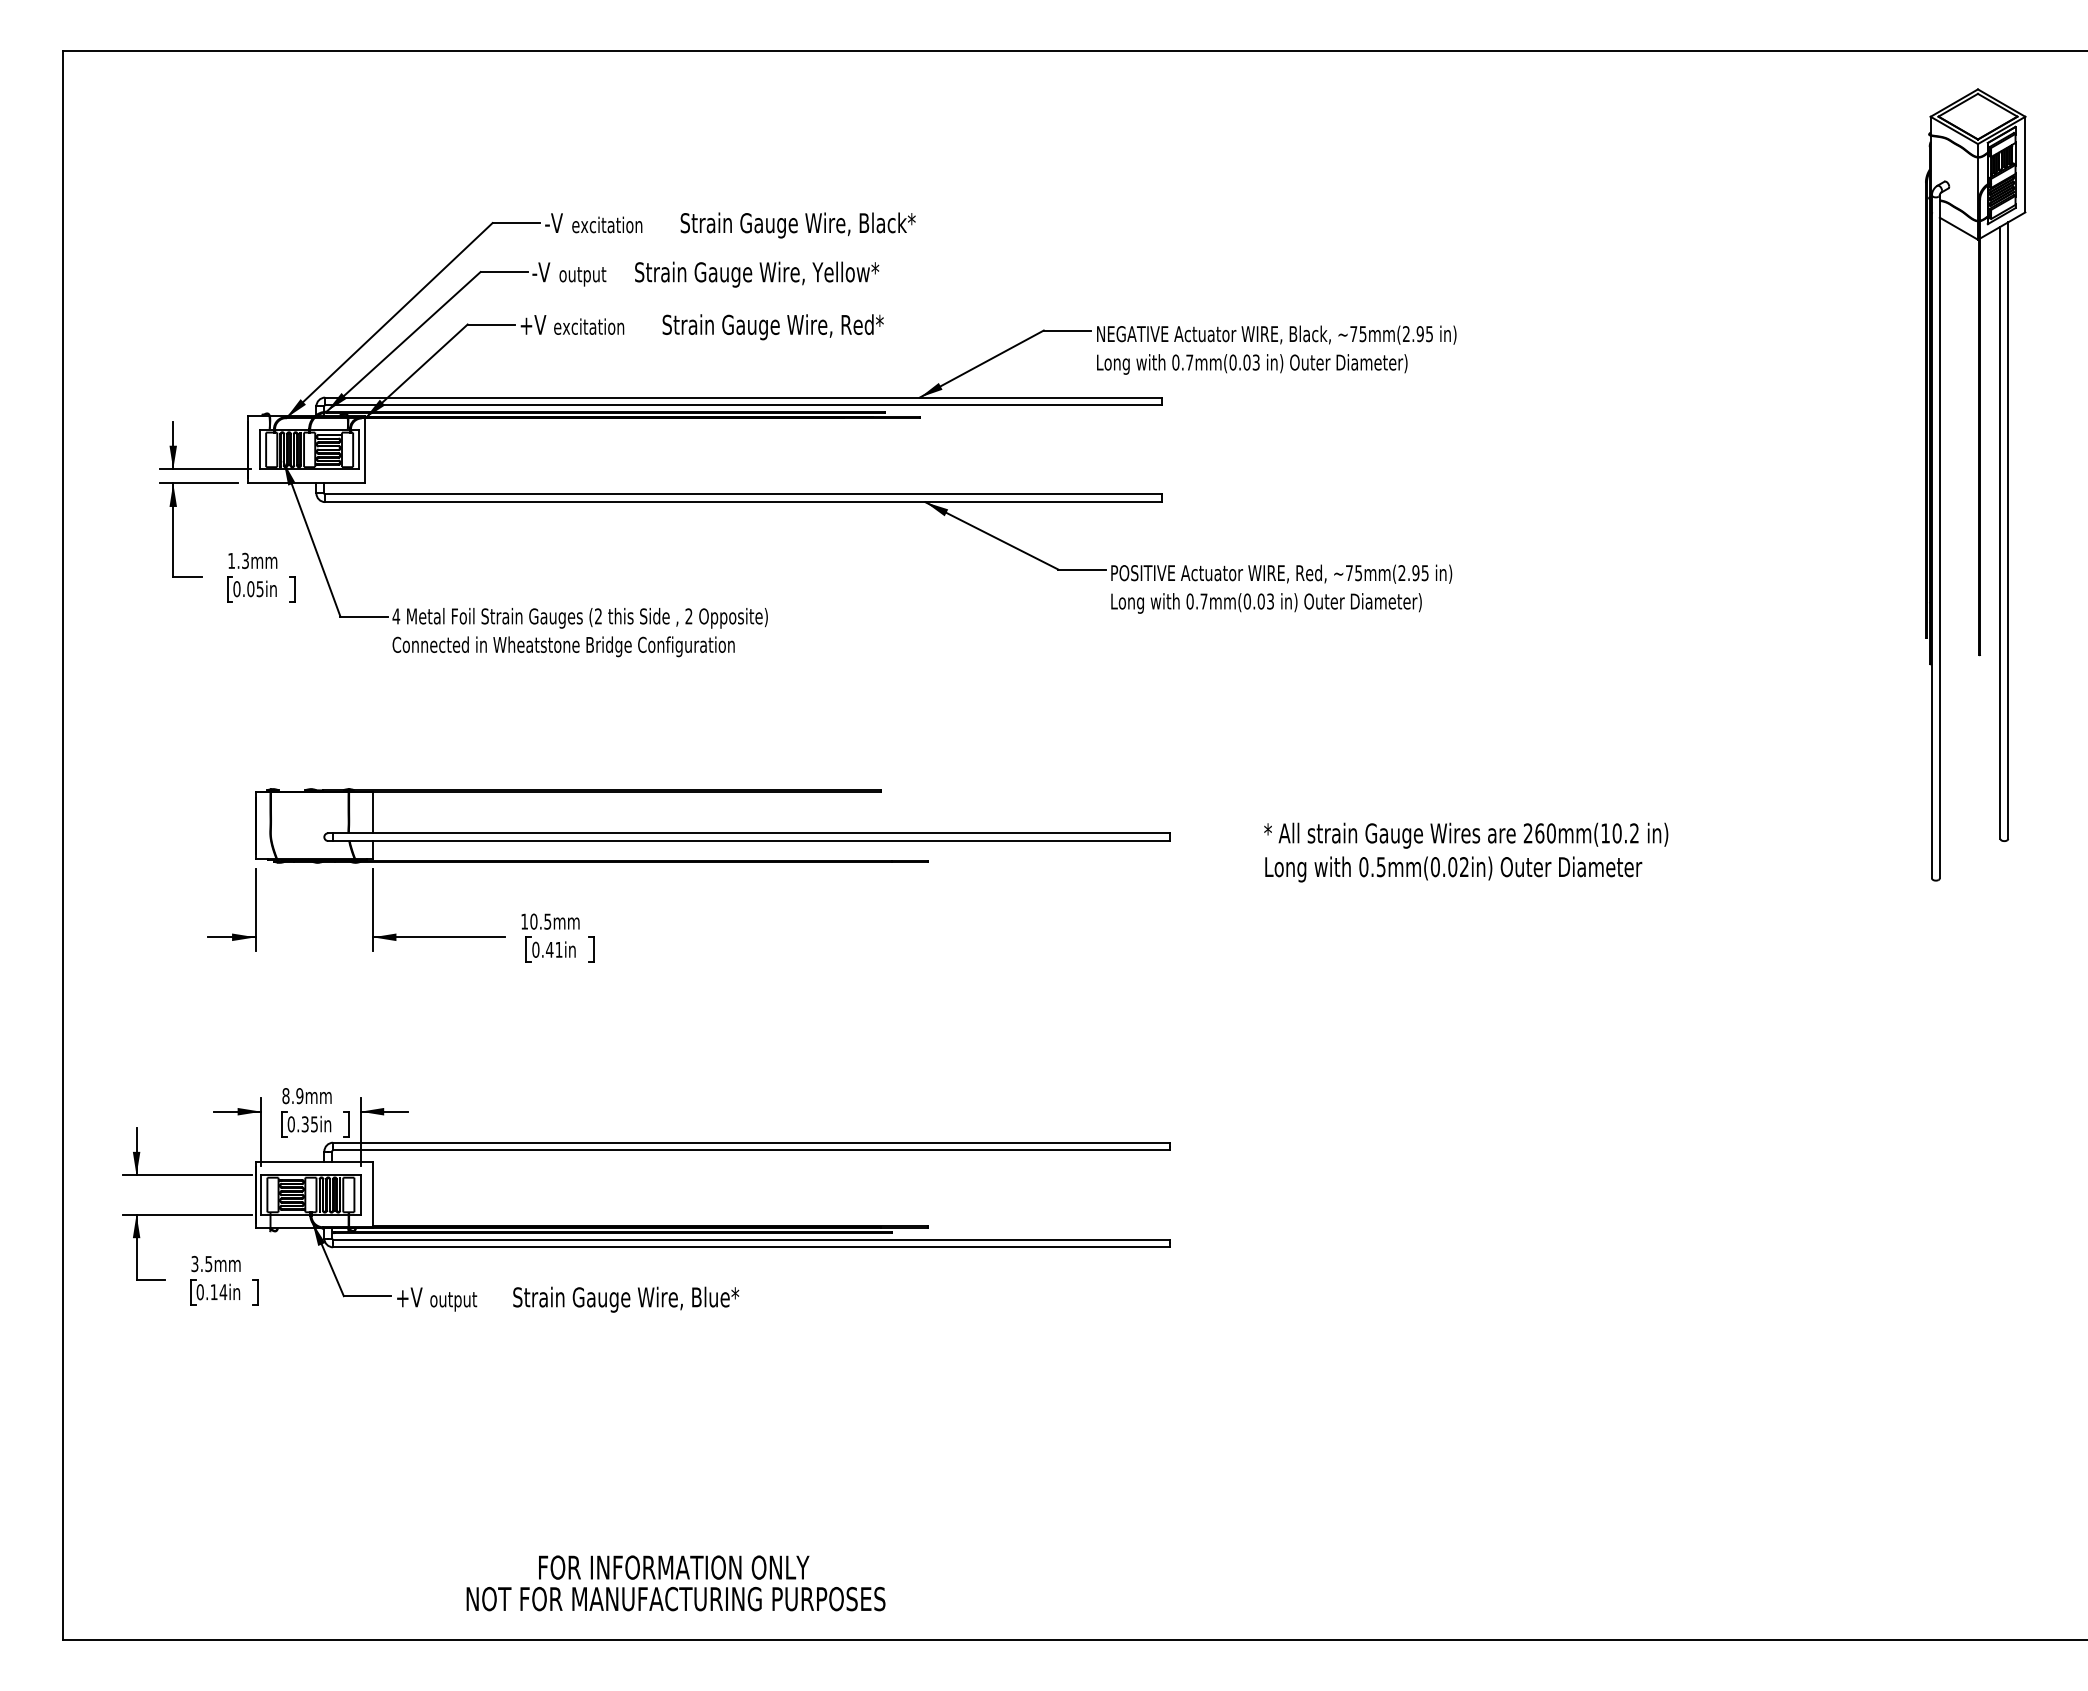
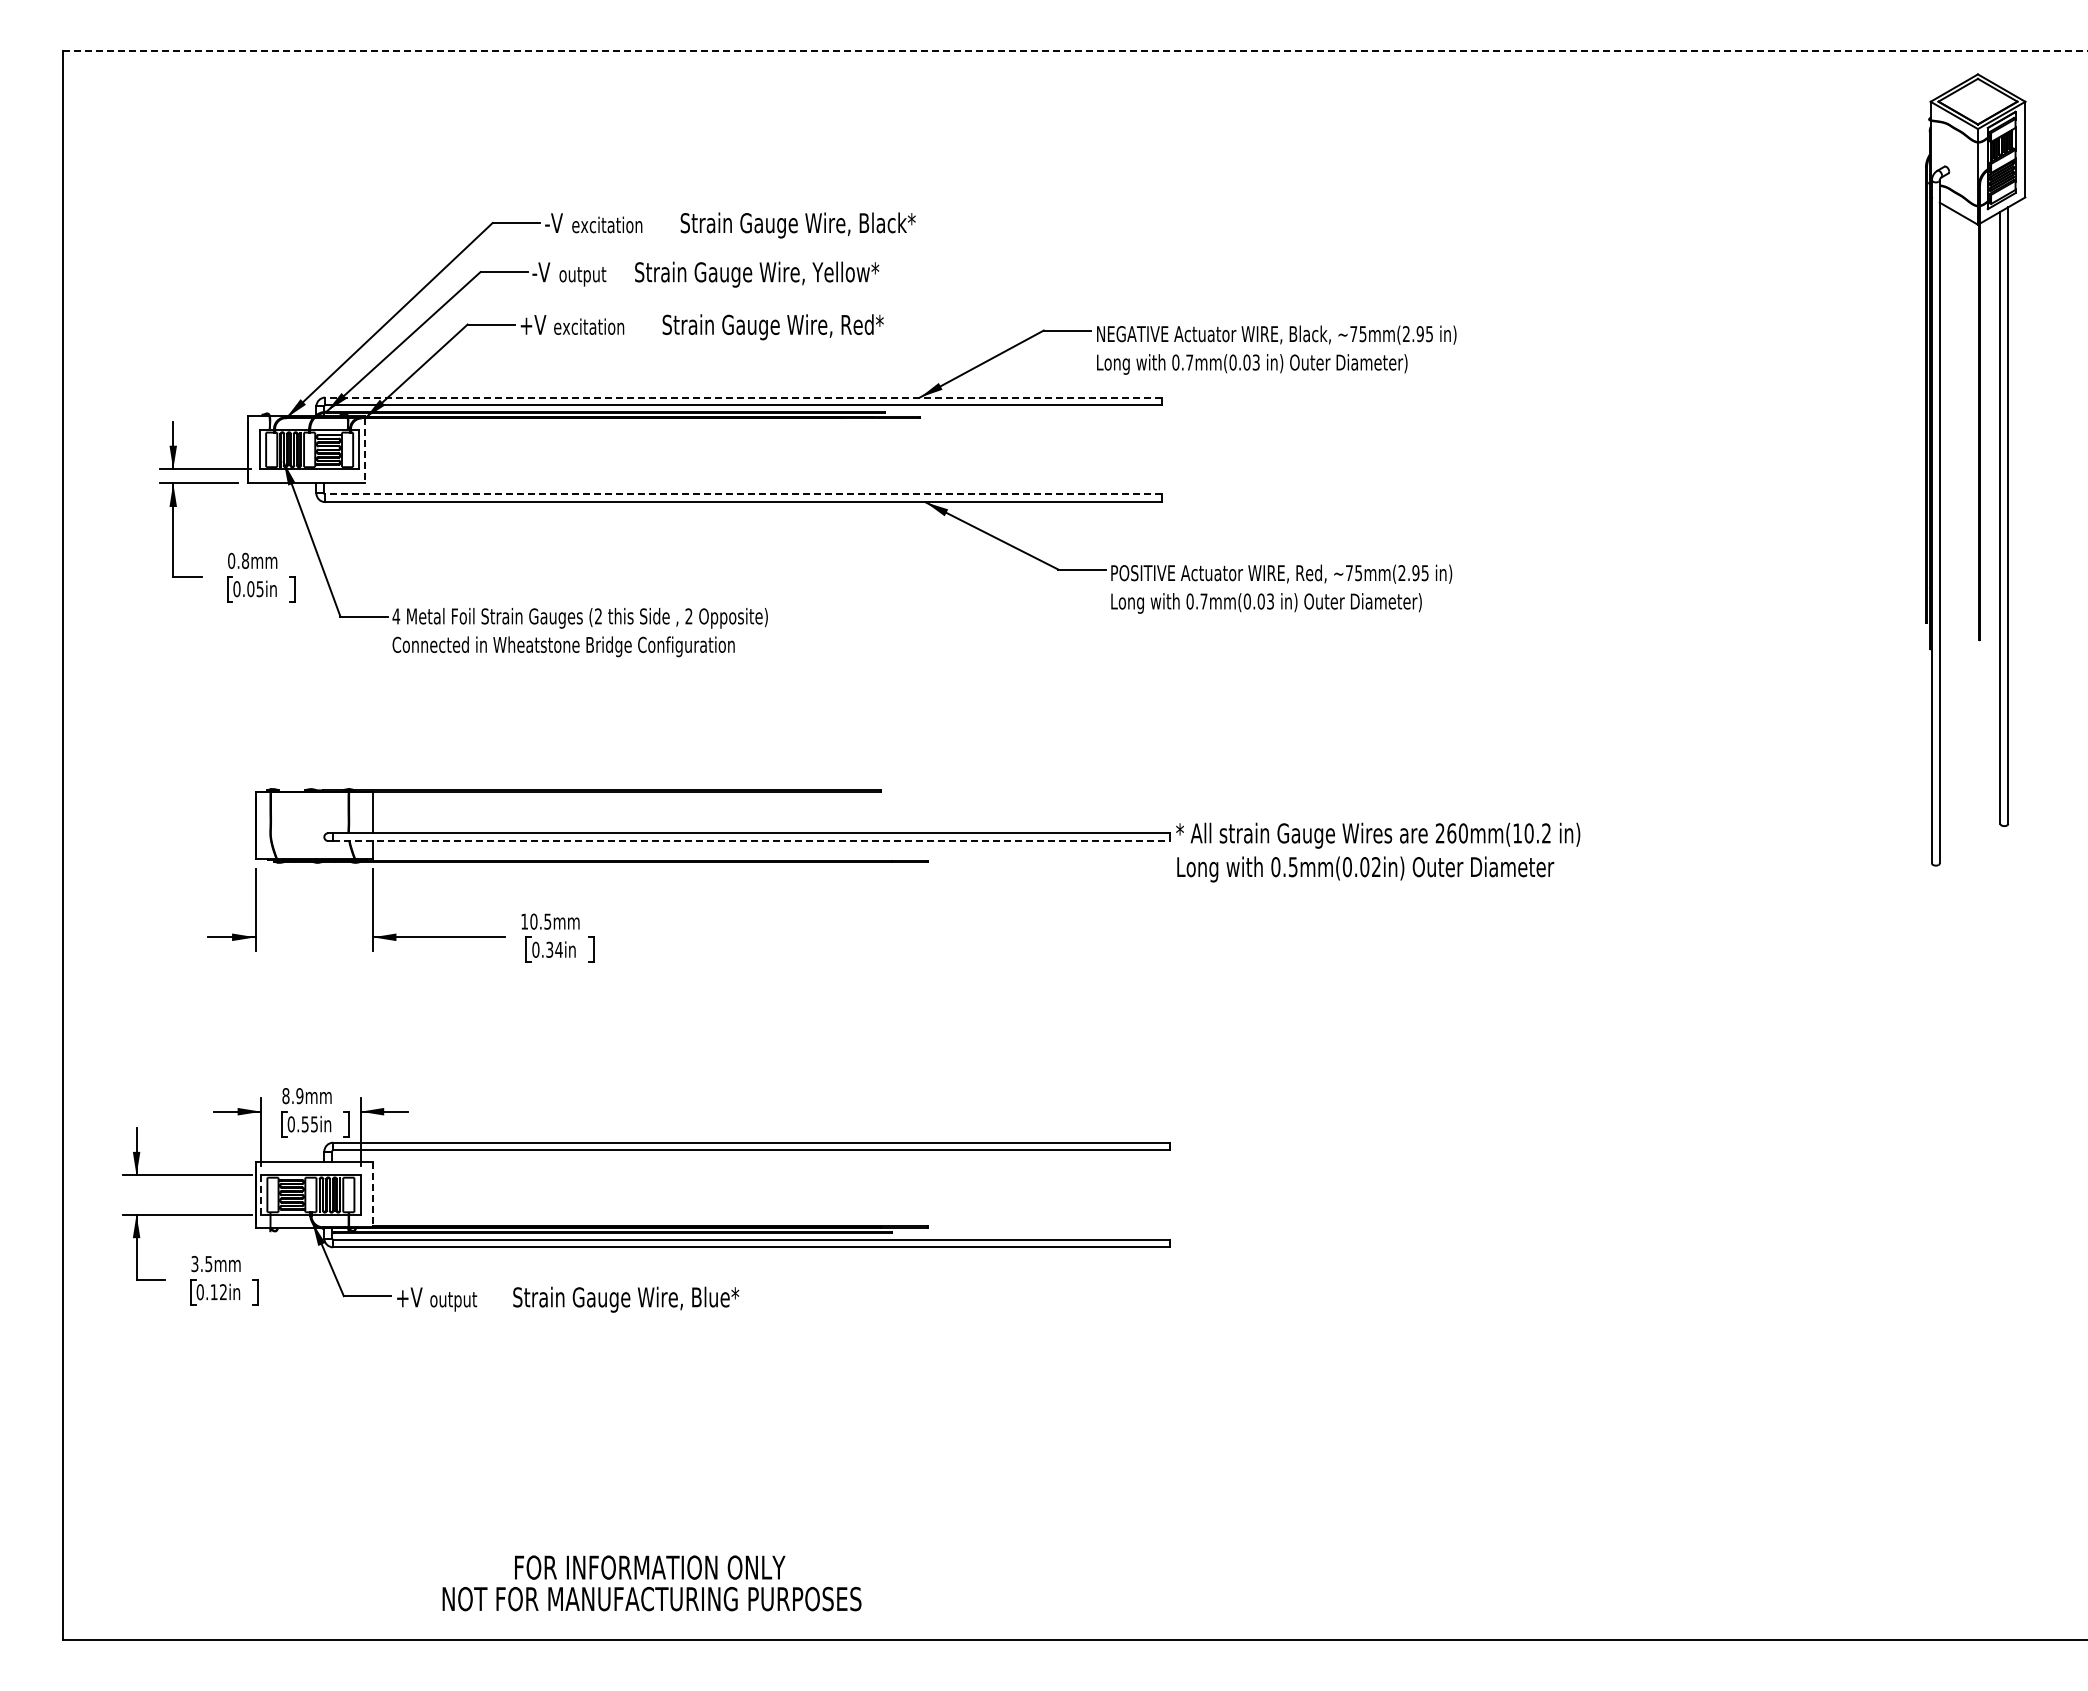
line: solid -> dashed (1075, 50)
line: solid -> dashed (743, 397)
line: solid -> dashed (364, 451)
part position: (1975, 484) -> (1975, 469) (1975, 469)
line: solid -> dashed (743, 494)
text: 1.3mm -> 0.8mm (238, 560)
line: solid -> dashed (752, 840)
text position: (1466, 852) -> (1378, 852) (1378, 852)
text: 0.41in -> 0.34in (553, 949)
text: 0.35in -> 0.55in (305, 1123)
line: solid -> dashed (261, 1194)
line: solid -> dashed (372, 1194)
text: 0.14in -> 0.12in (223, 1292)
text position: (675, 1583) -> (651, 1583) (651, 1583)
